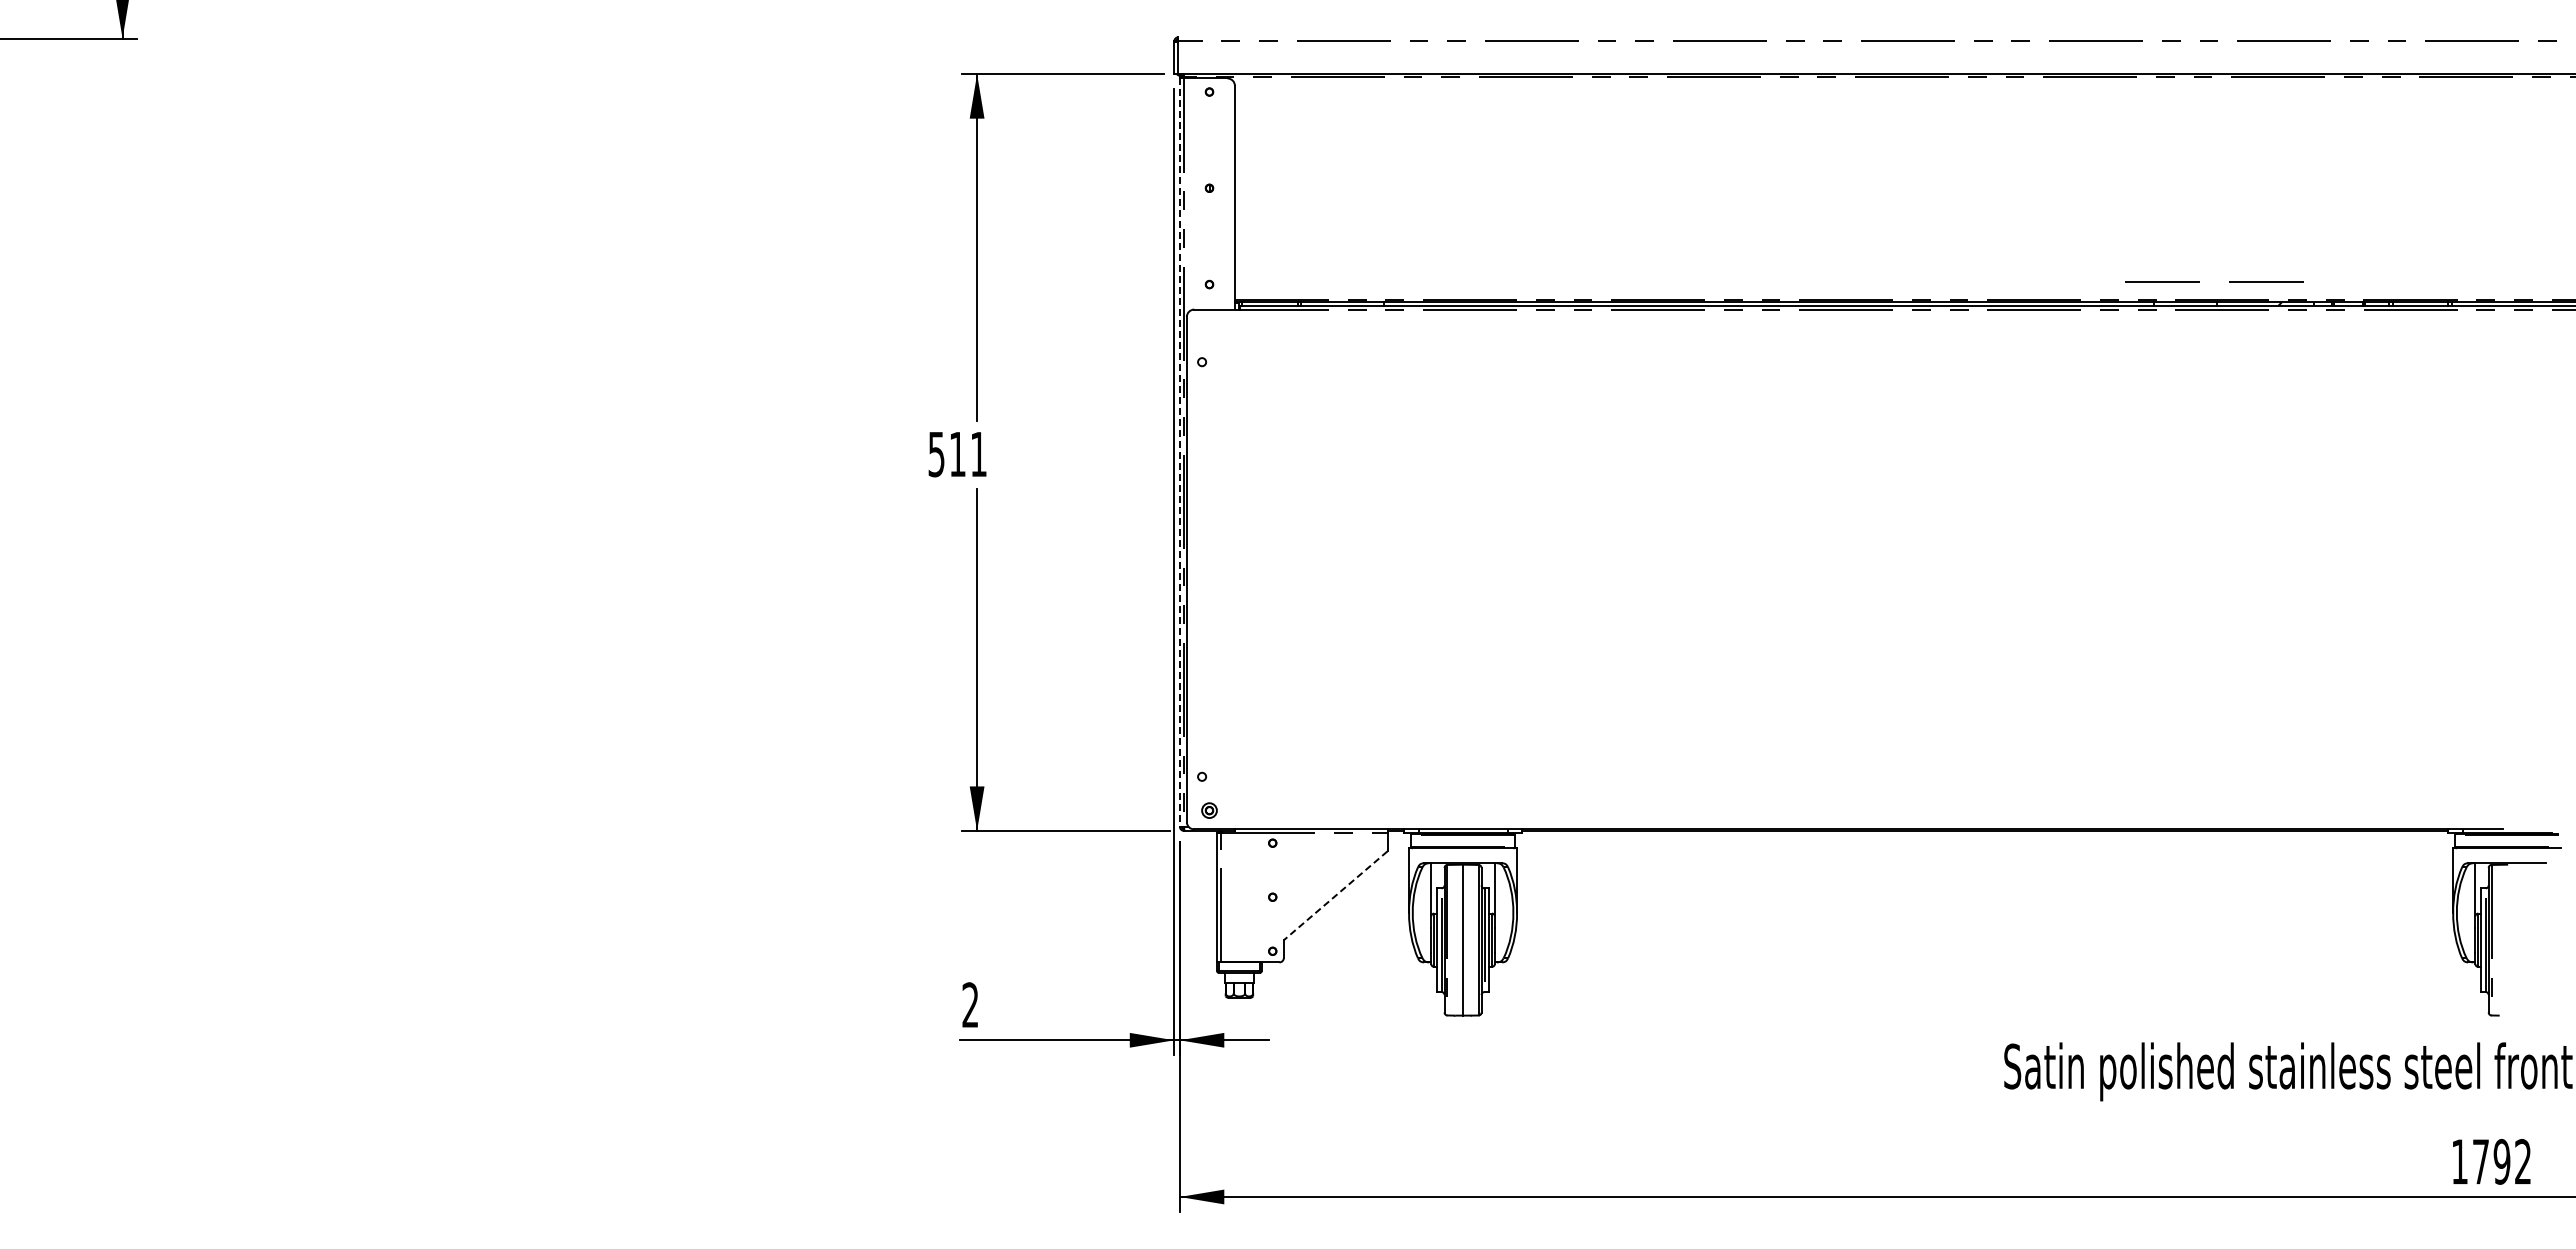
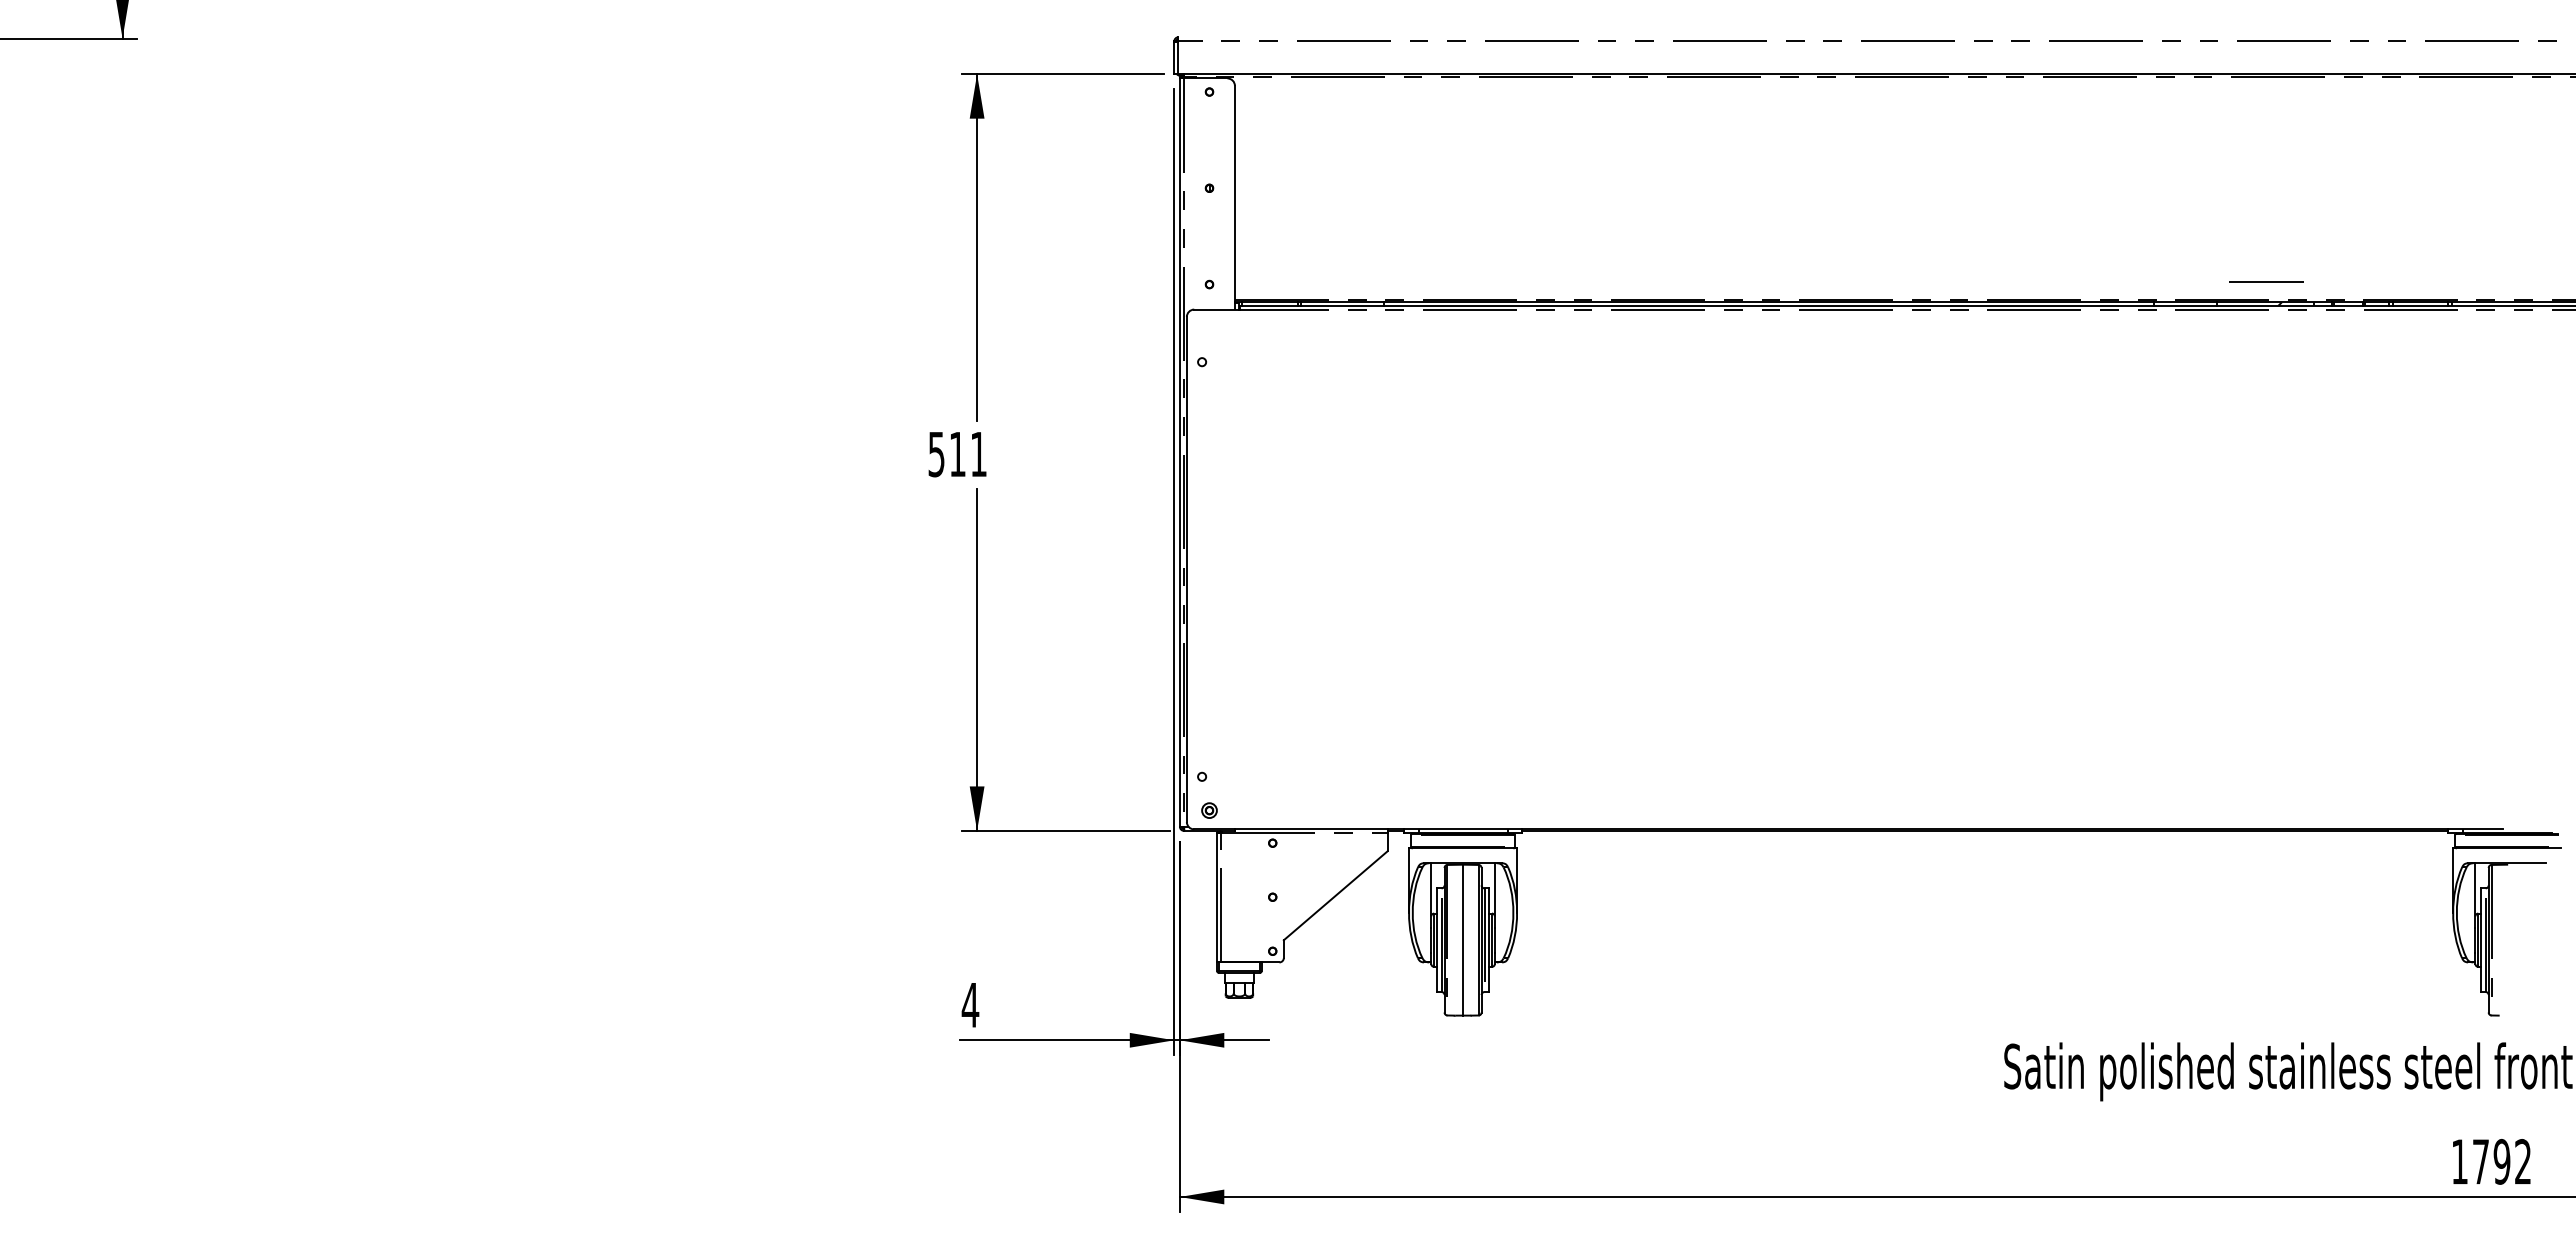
line: present -> none (2162, 281)
line: dashed -> solid (1179, 453)
line: dashed -> solid (1335, 896)
text: 2 -> 4 (970, 1004)
